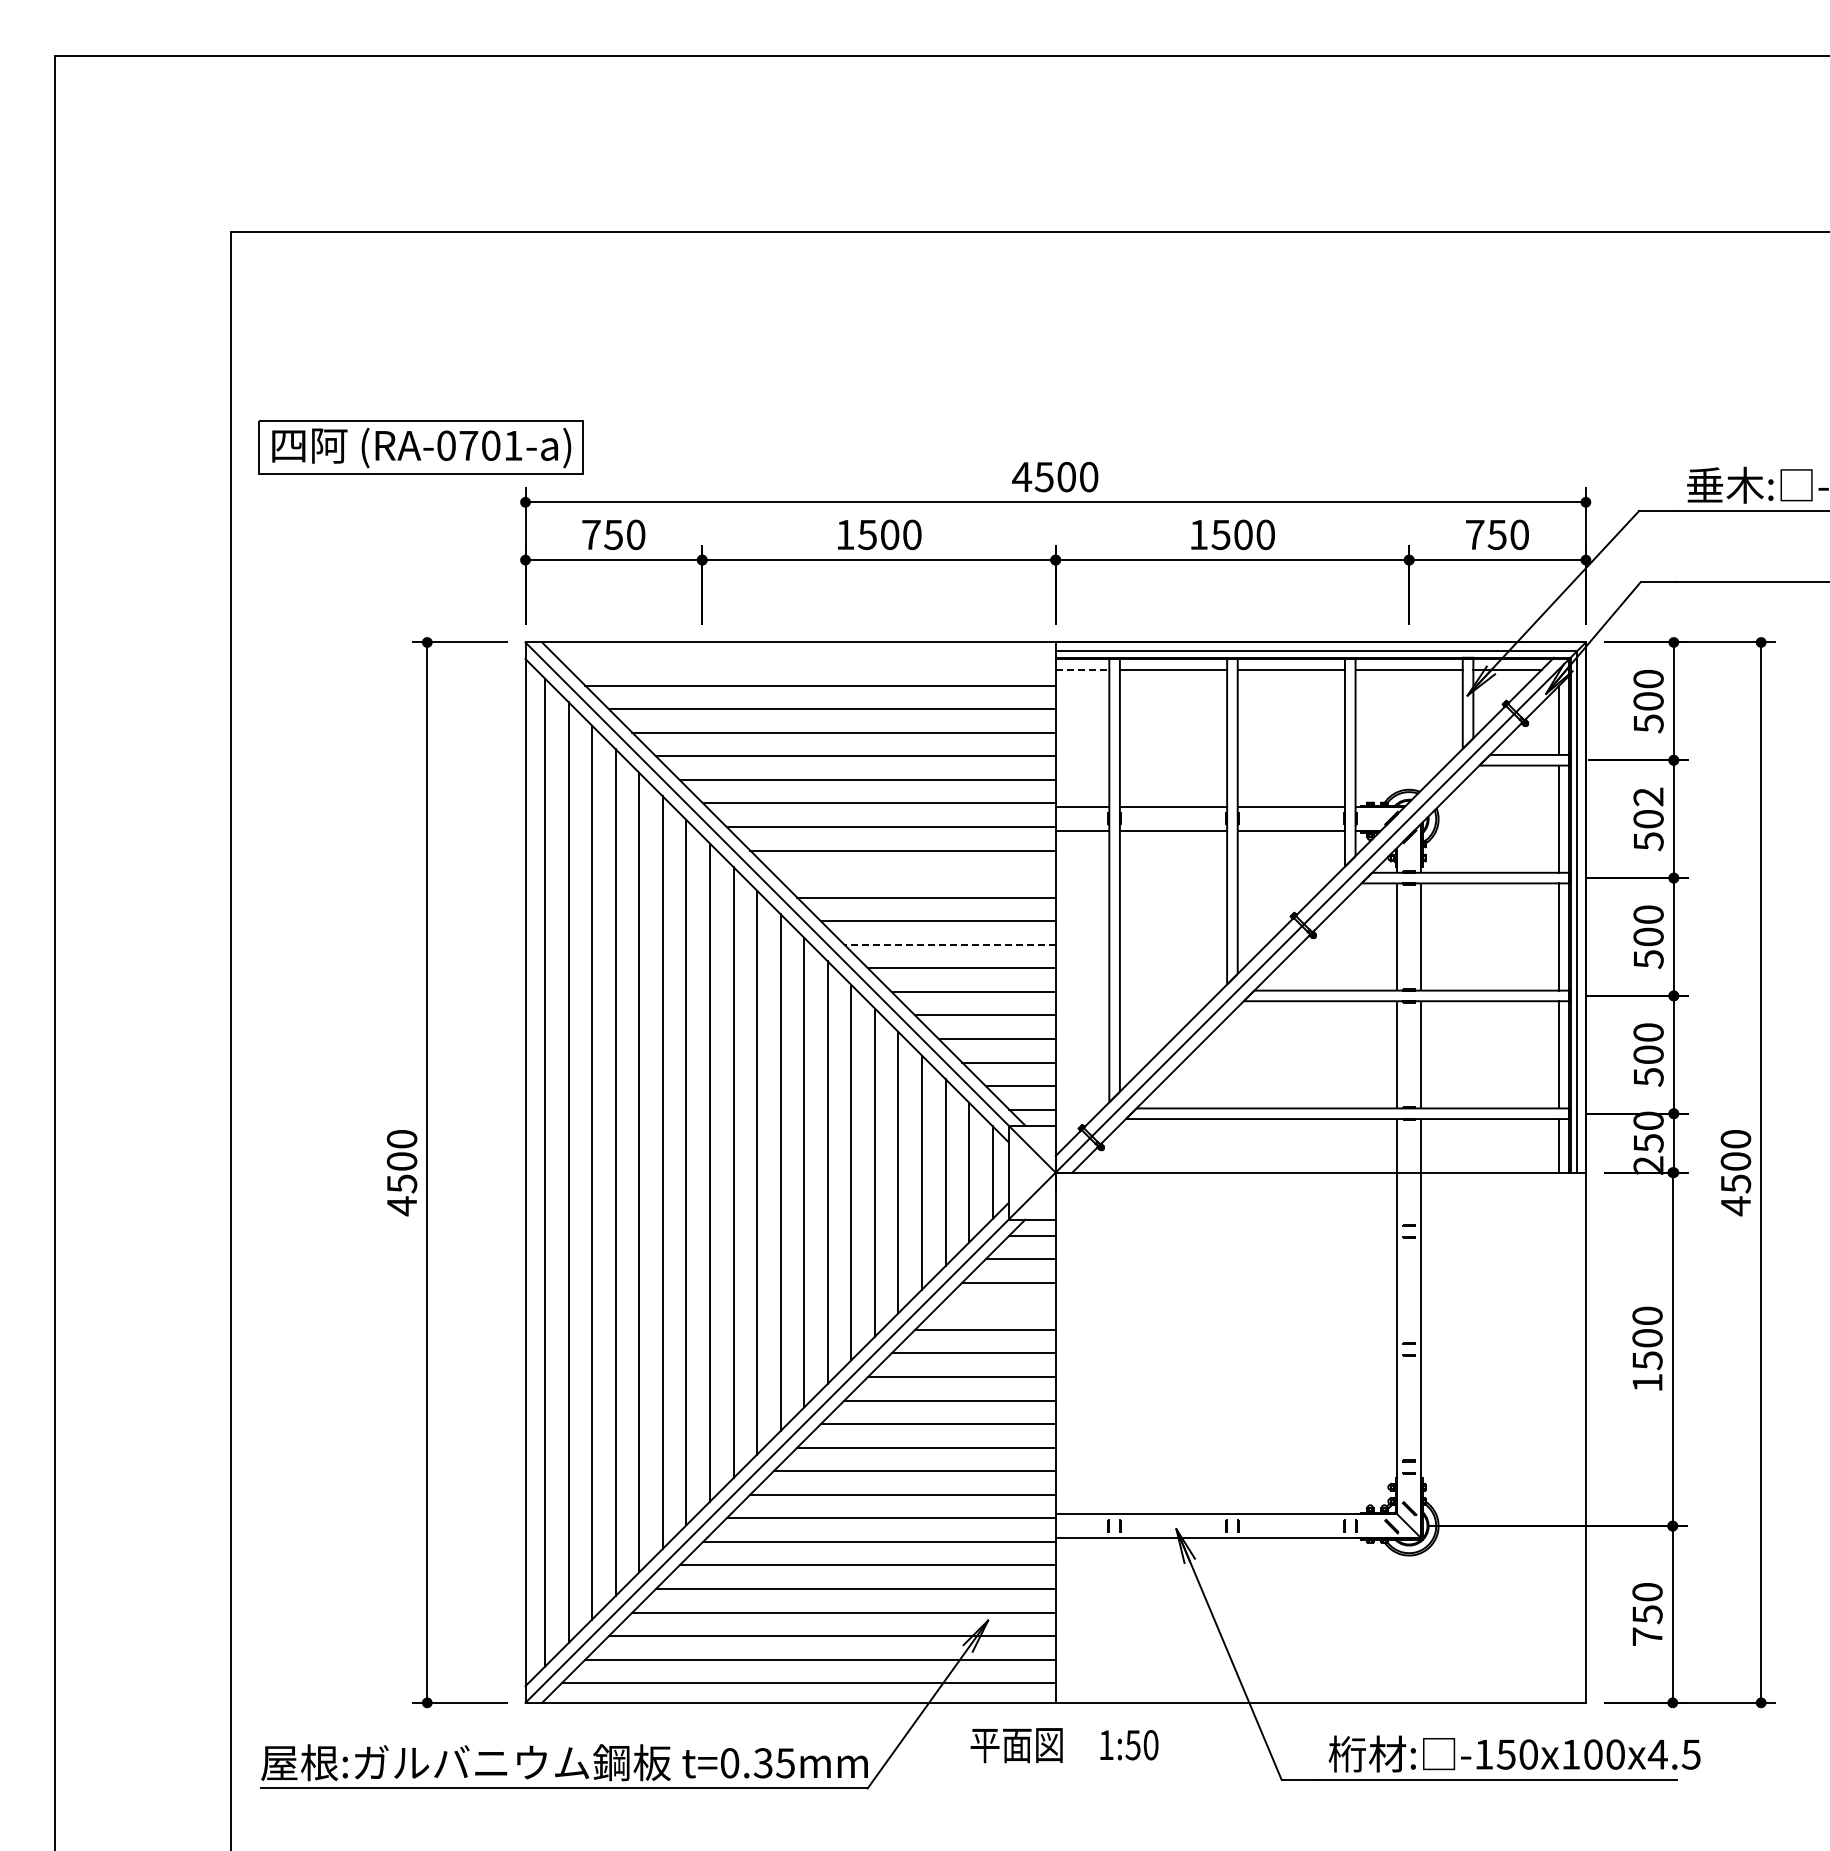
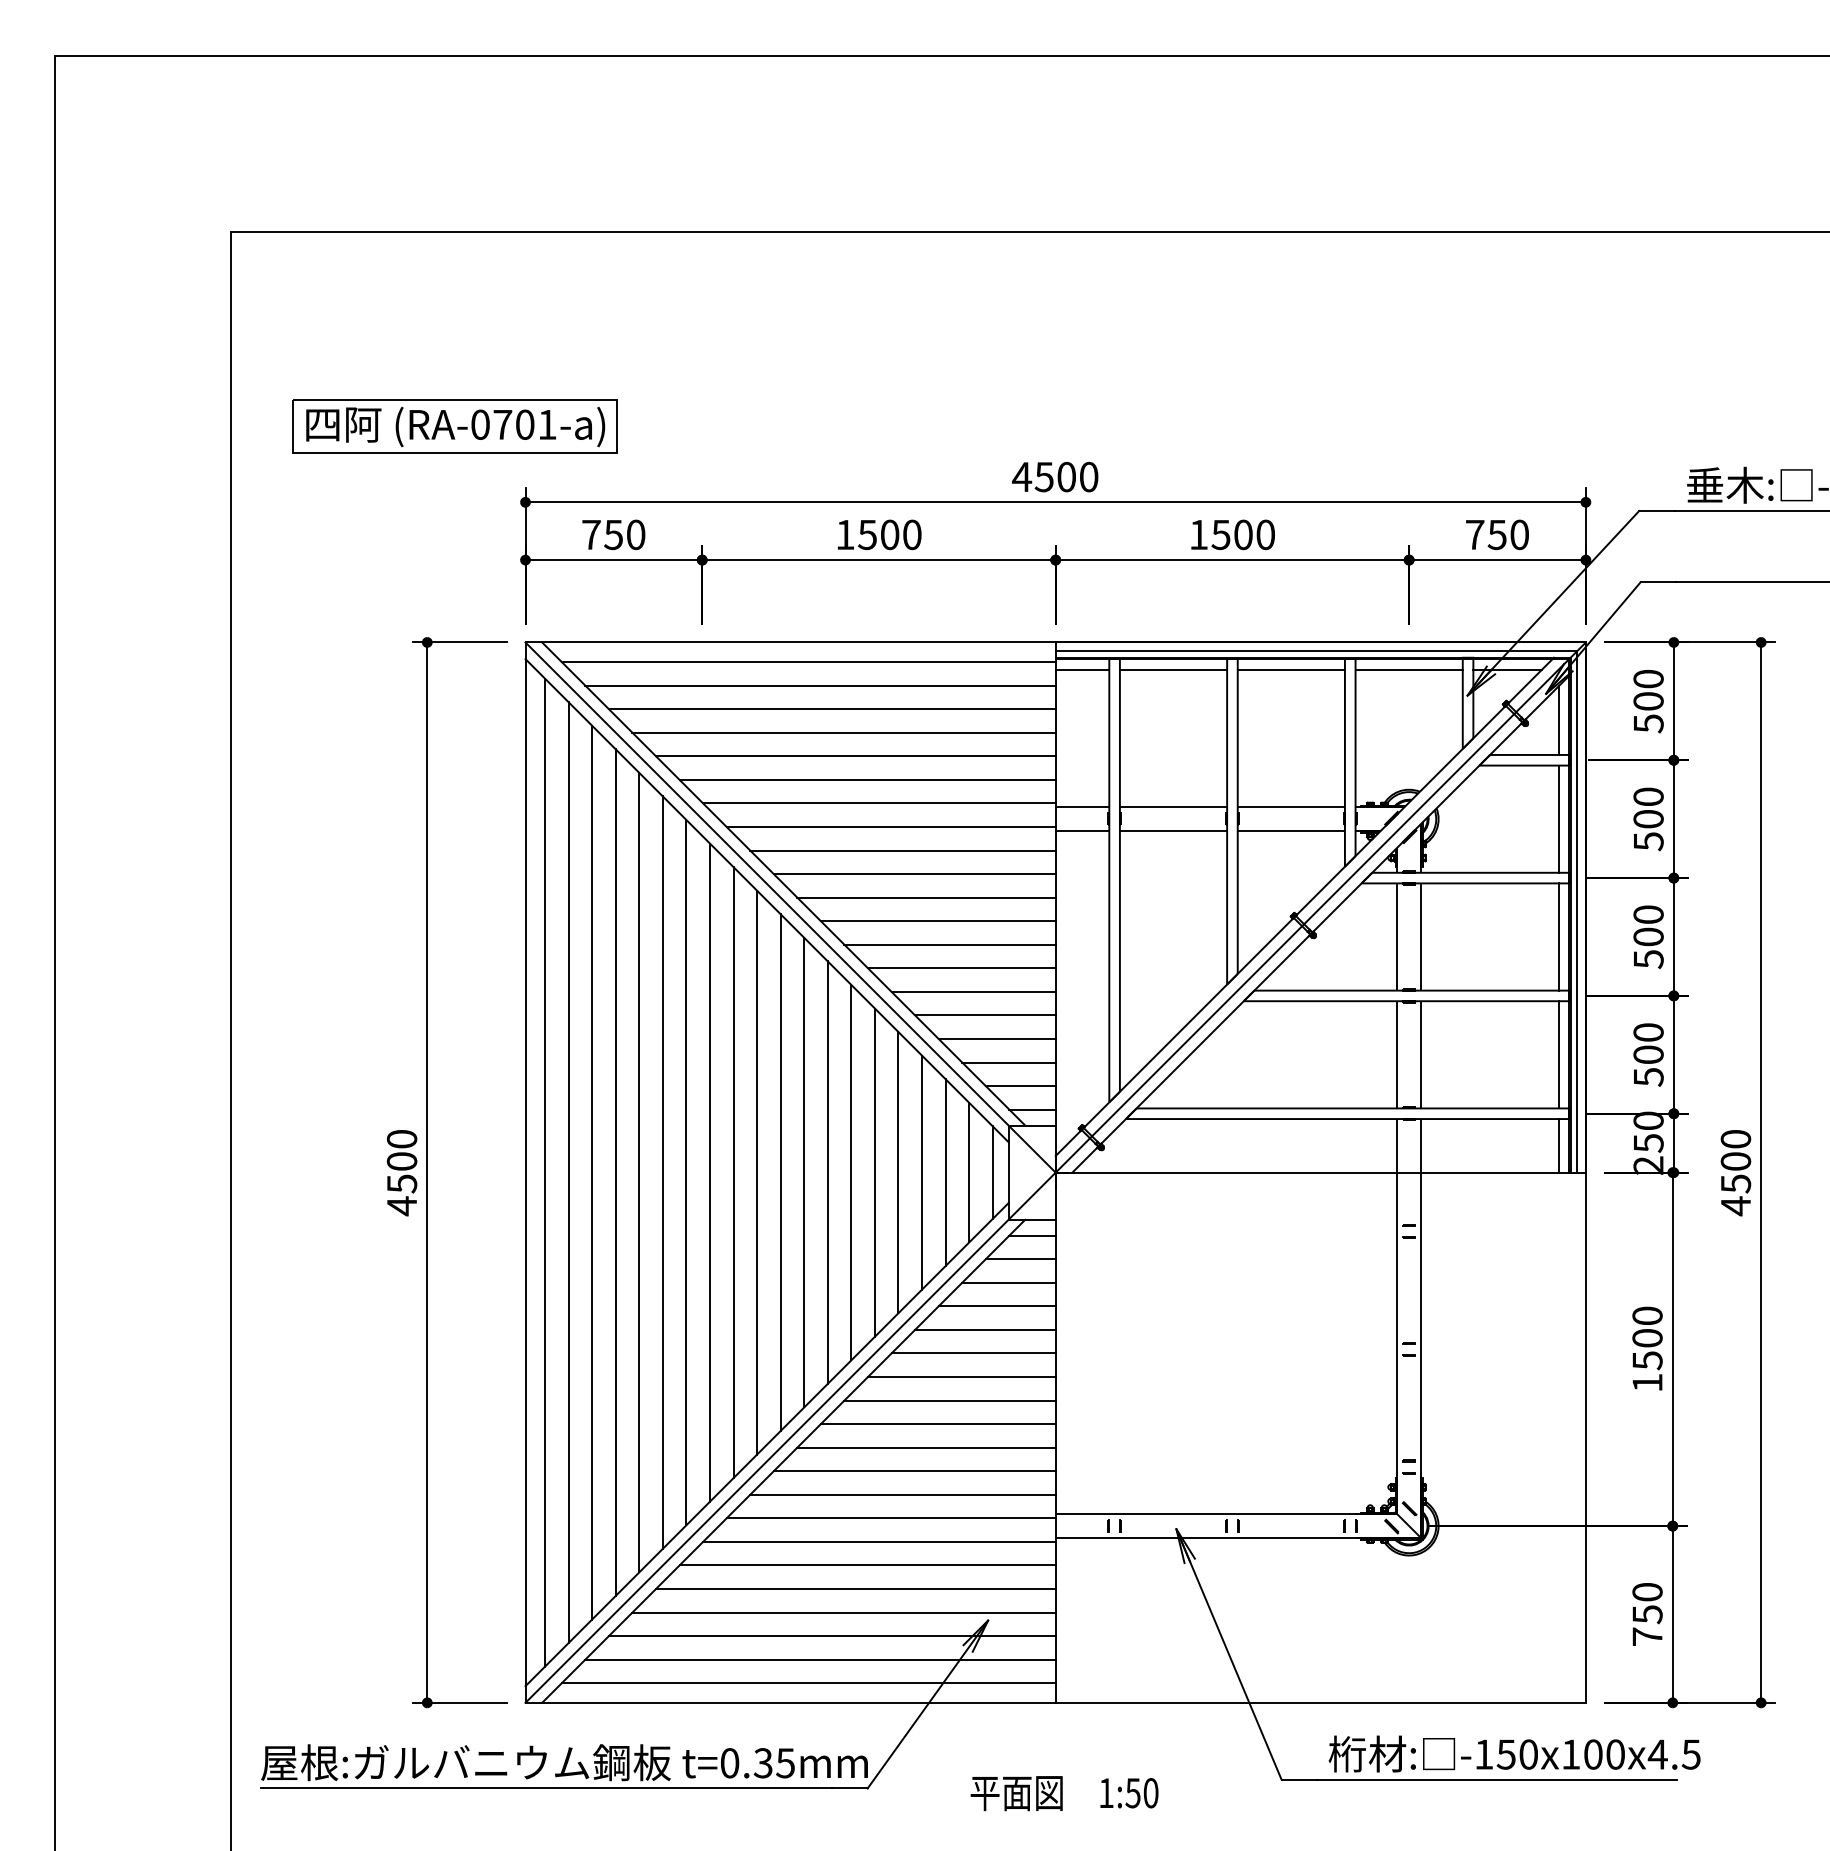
part position: (420, 447) -> (454, 426) (454, 426)
line: none -> present (808, 661)
line: dashed -> solid (1082, 669)
text: 502 -> 500 (1648, 796)
line: none -> present (914, 874)
line: dashed -> solid (950, 944)
line: none -> present (996, 1306)
text position: (1064, 1745) -> (1064, 1793) (1064, 1793)
